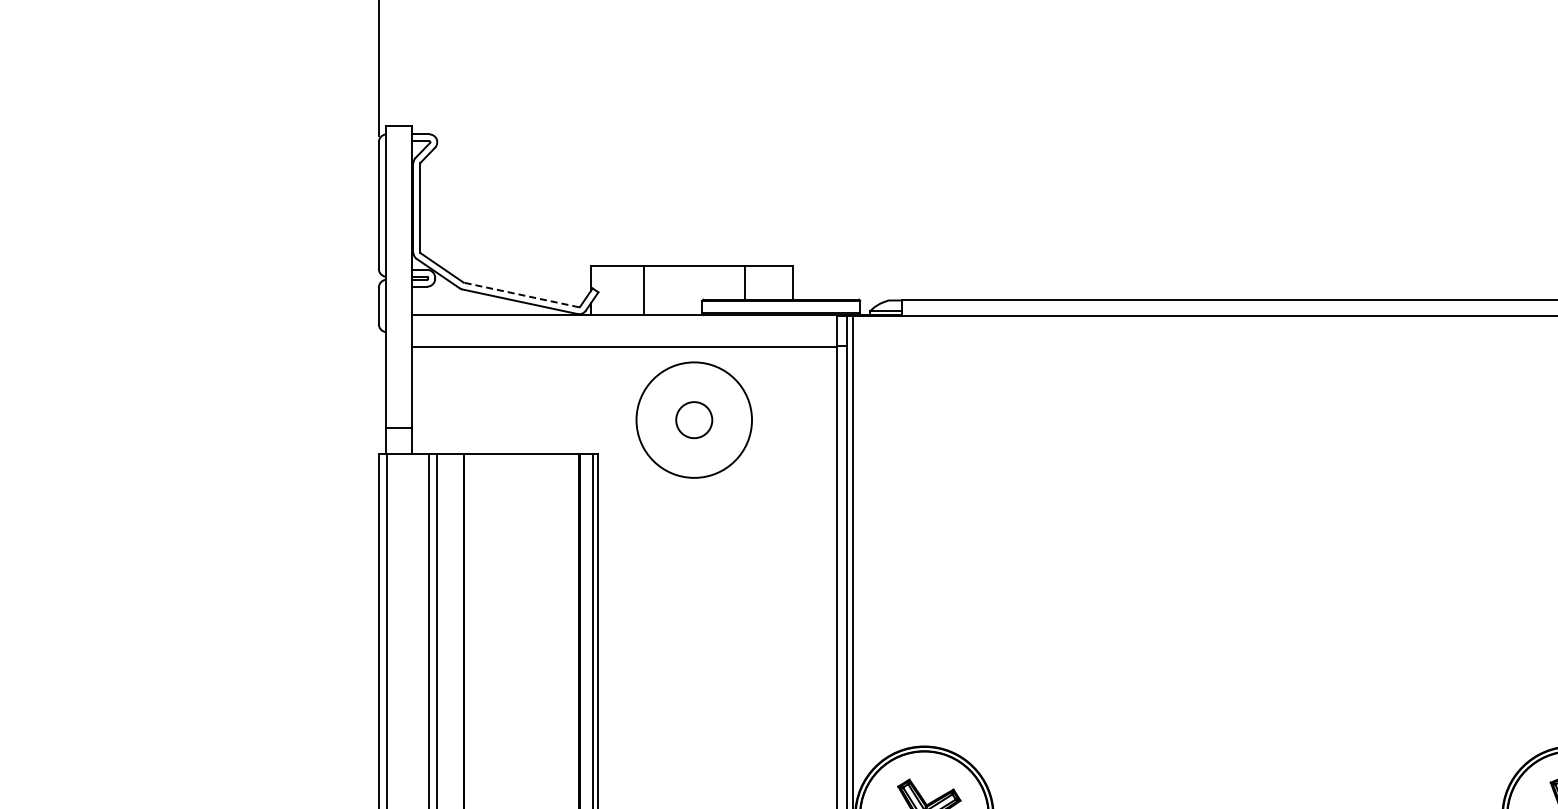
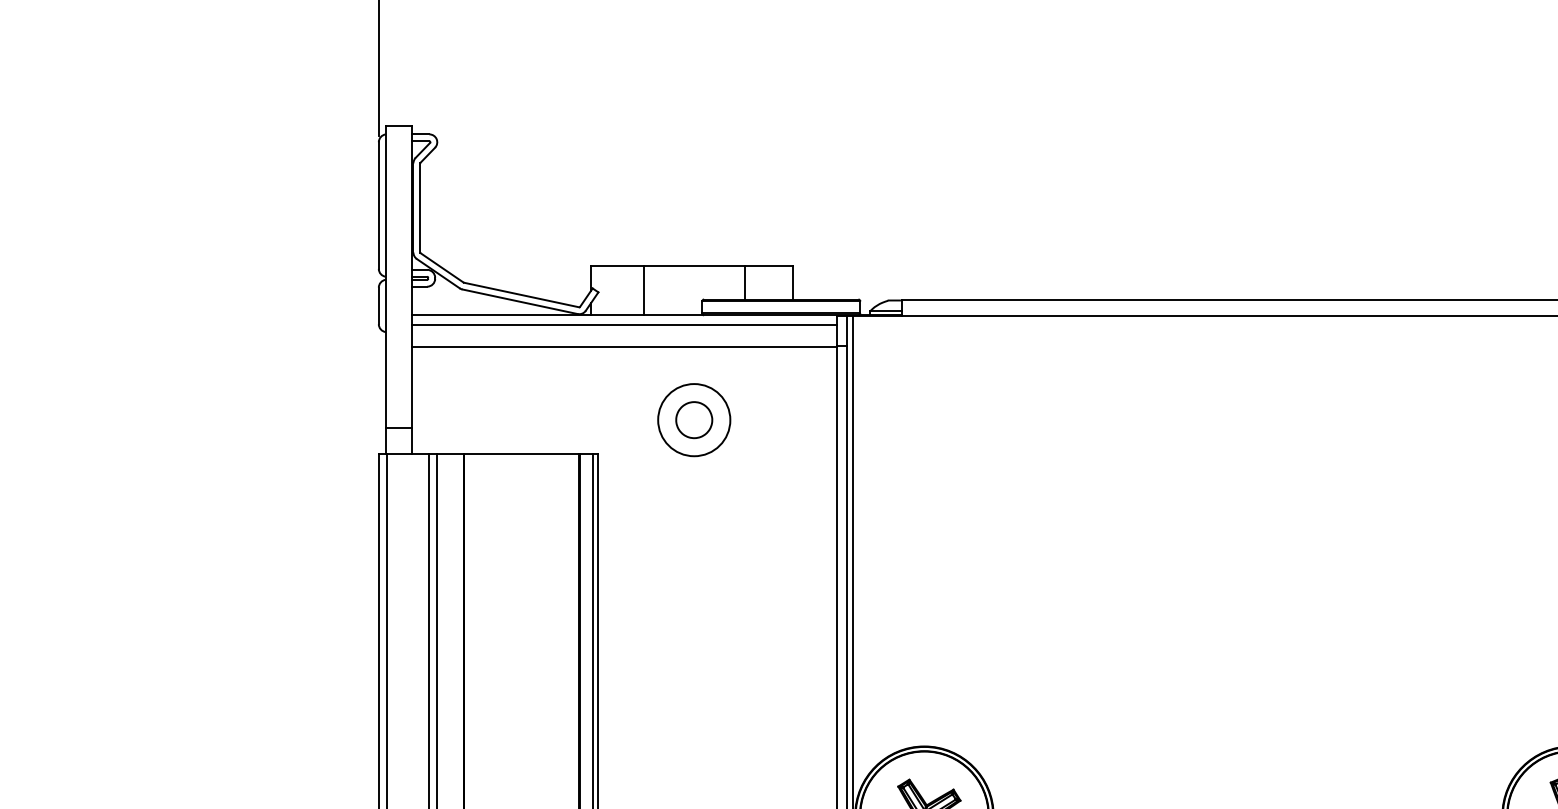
line: dashed -> solid (521, 295)
line: none -> present (624, 325)
circle diameter: 115 px -> 72 px (694, 420)
